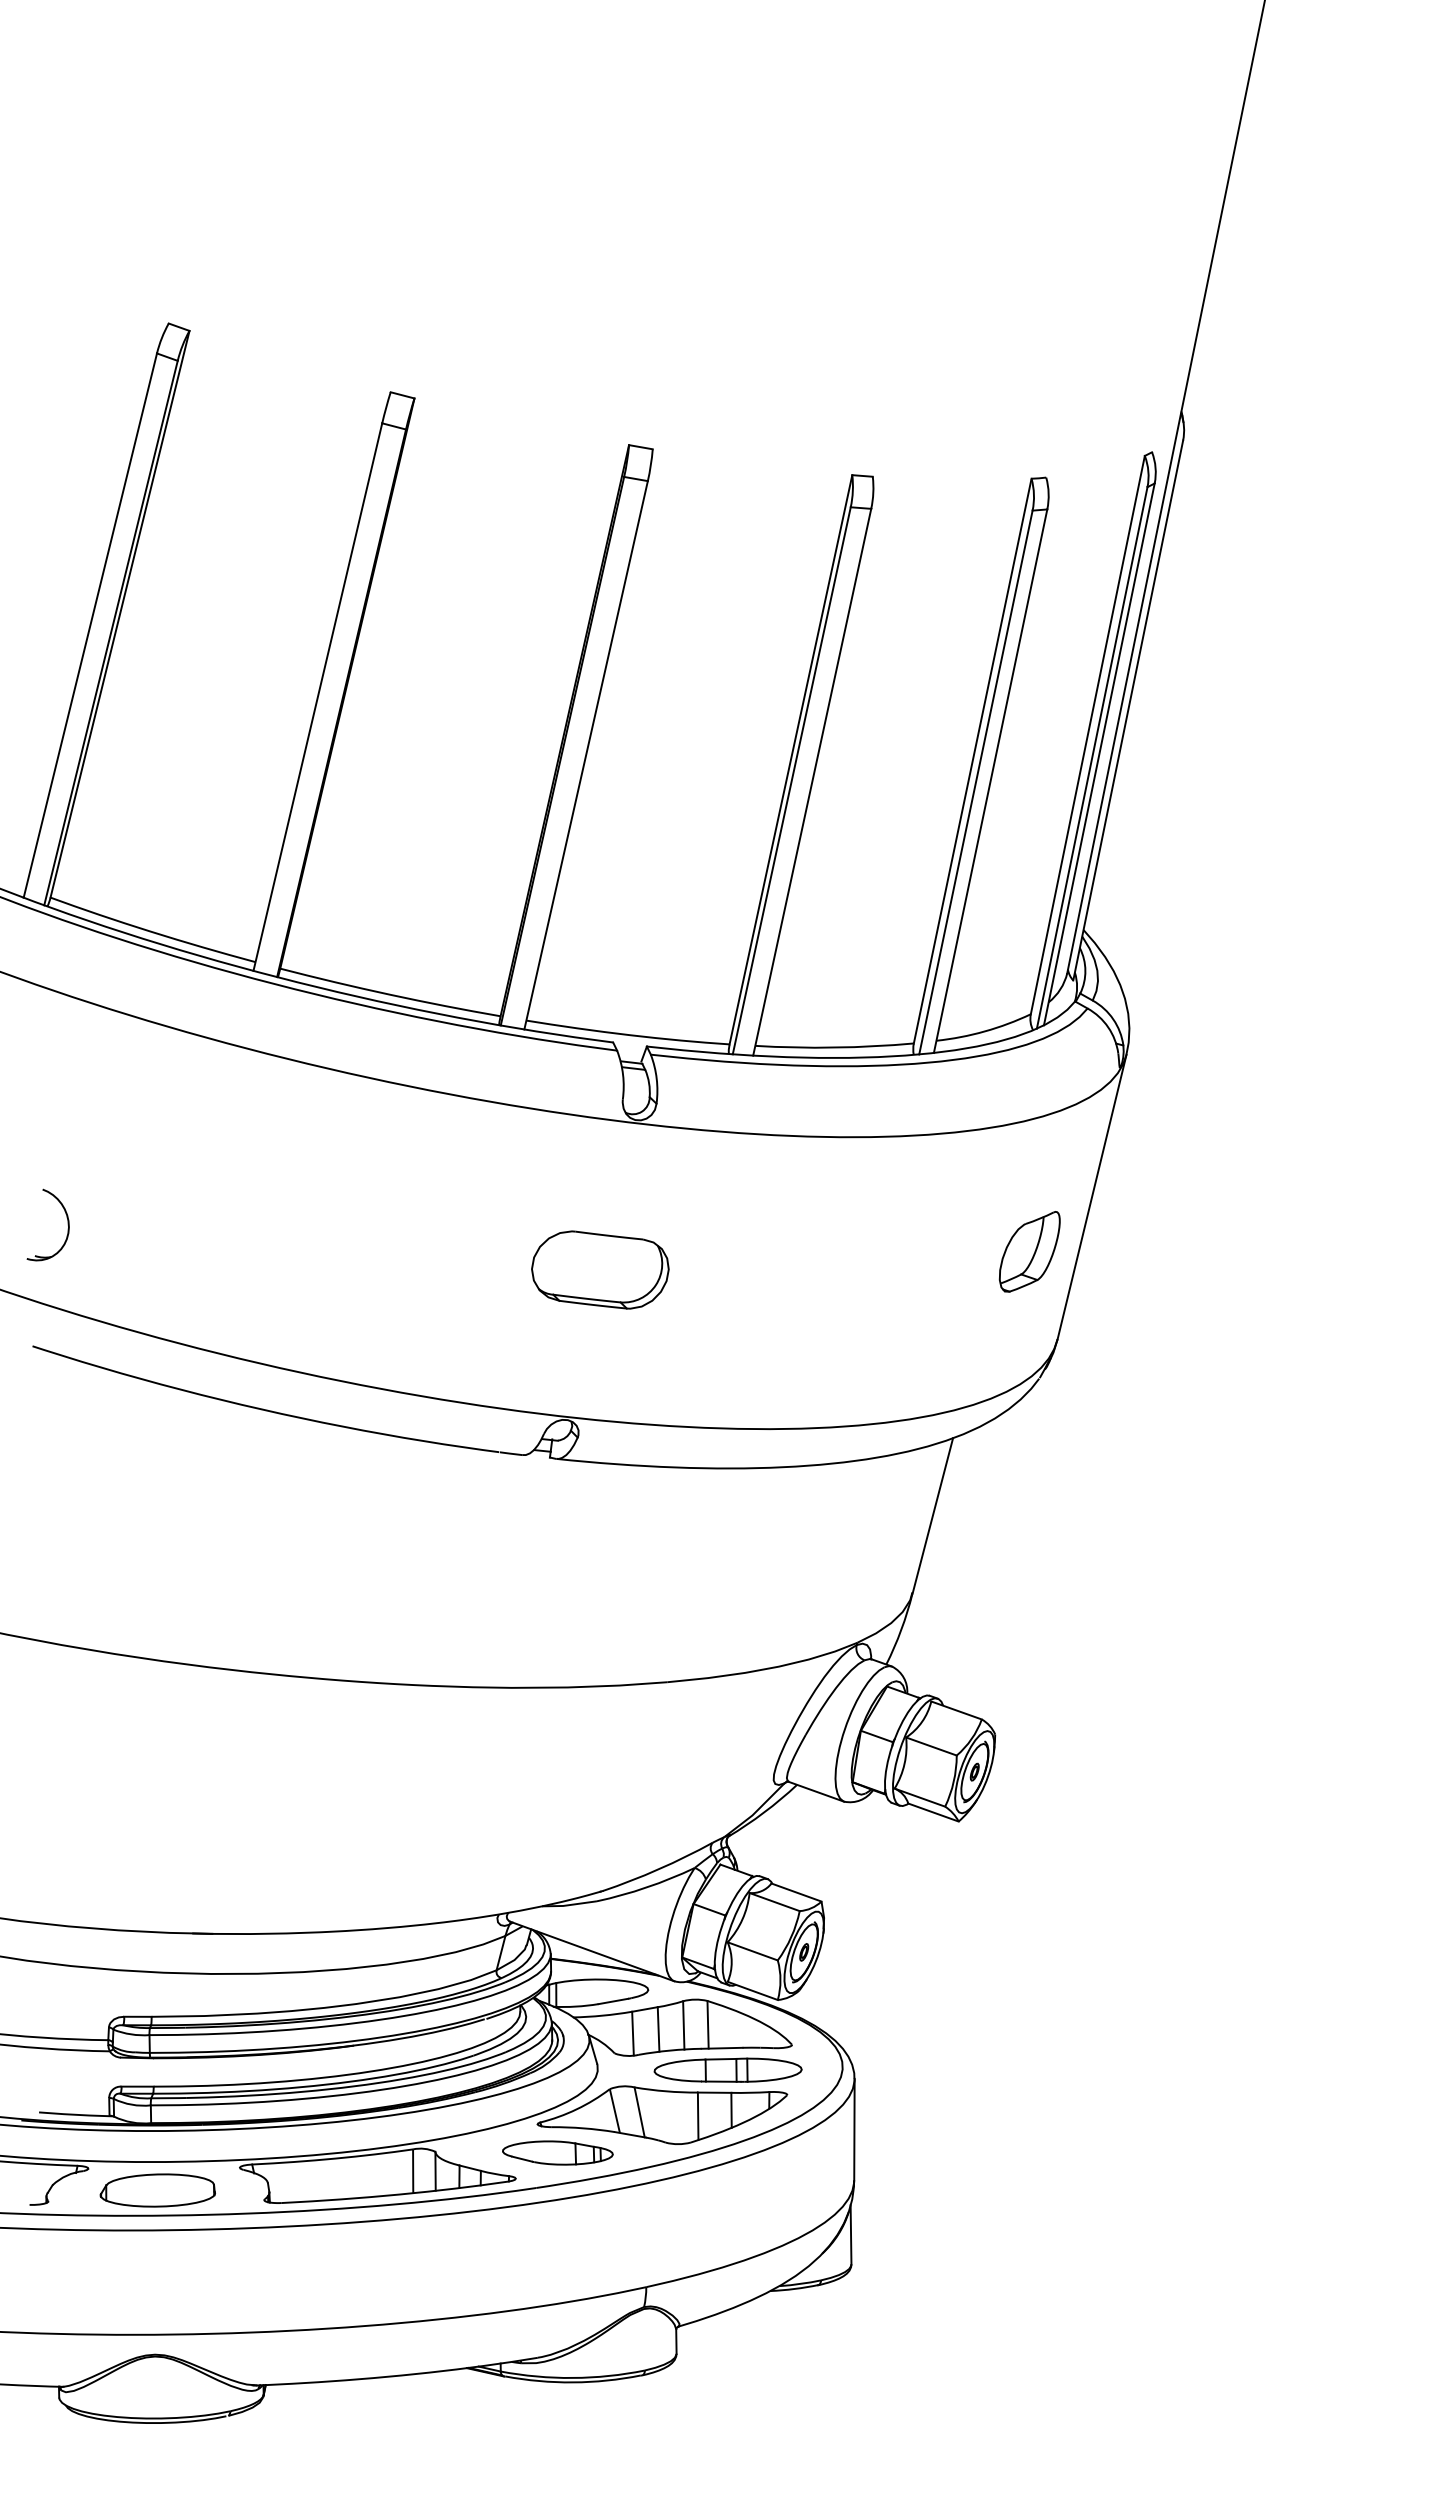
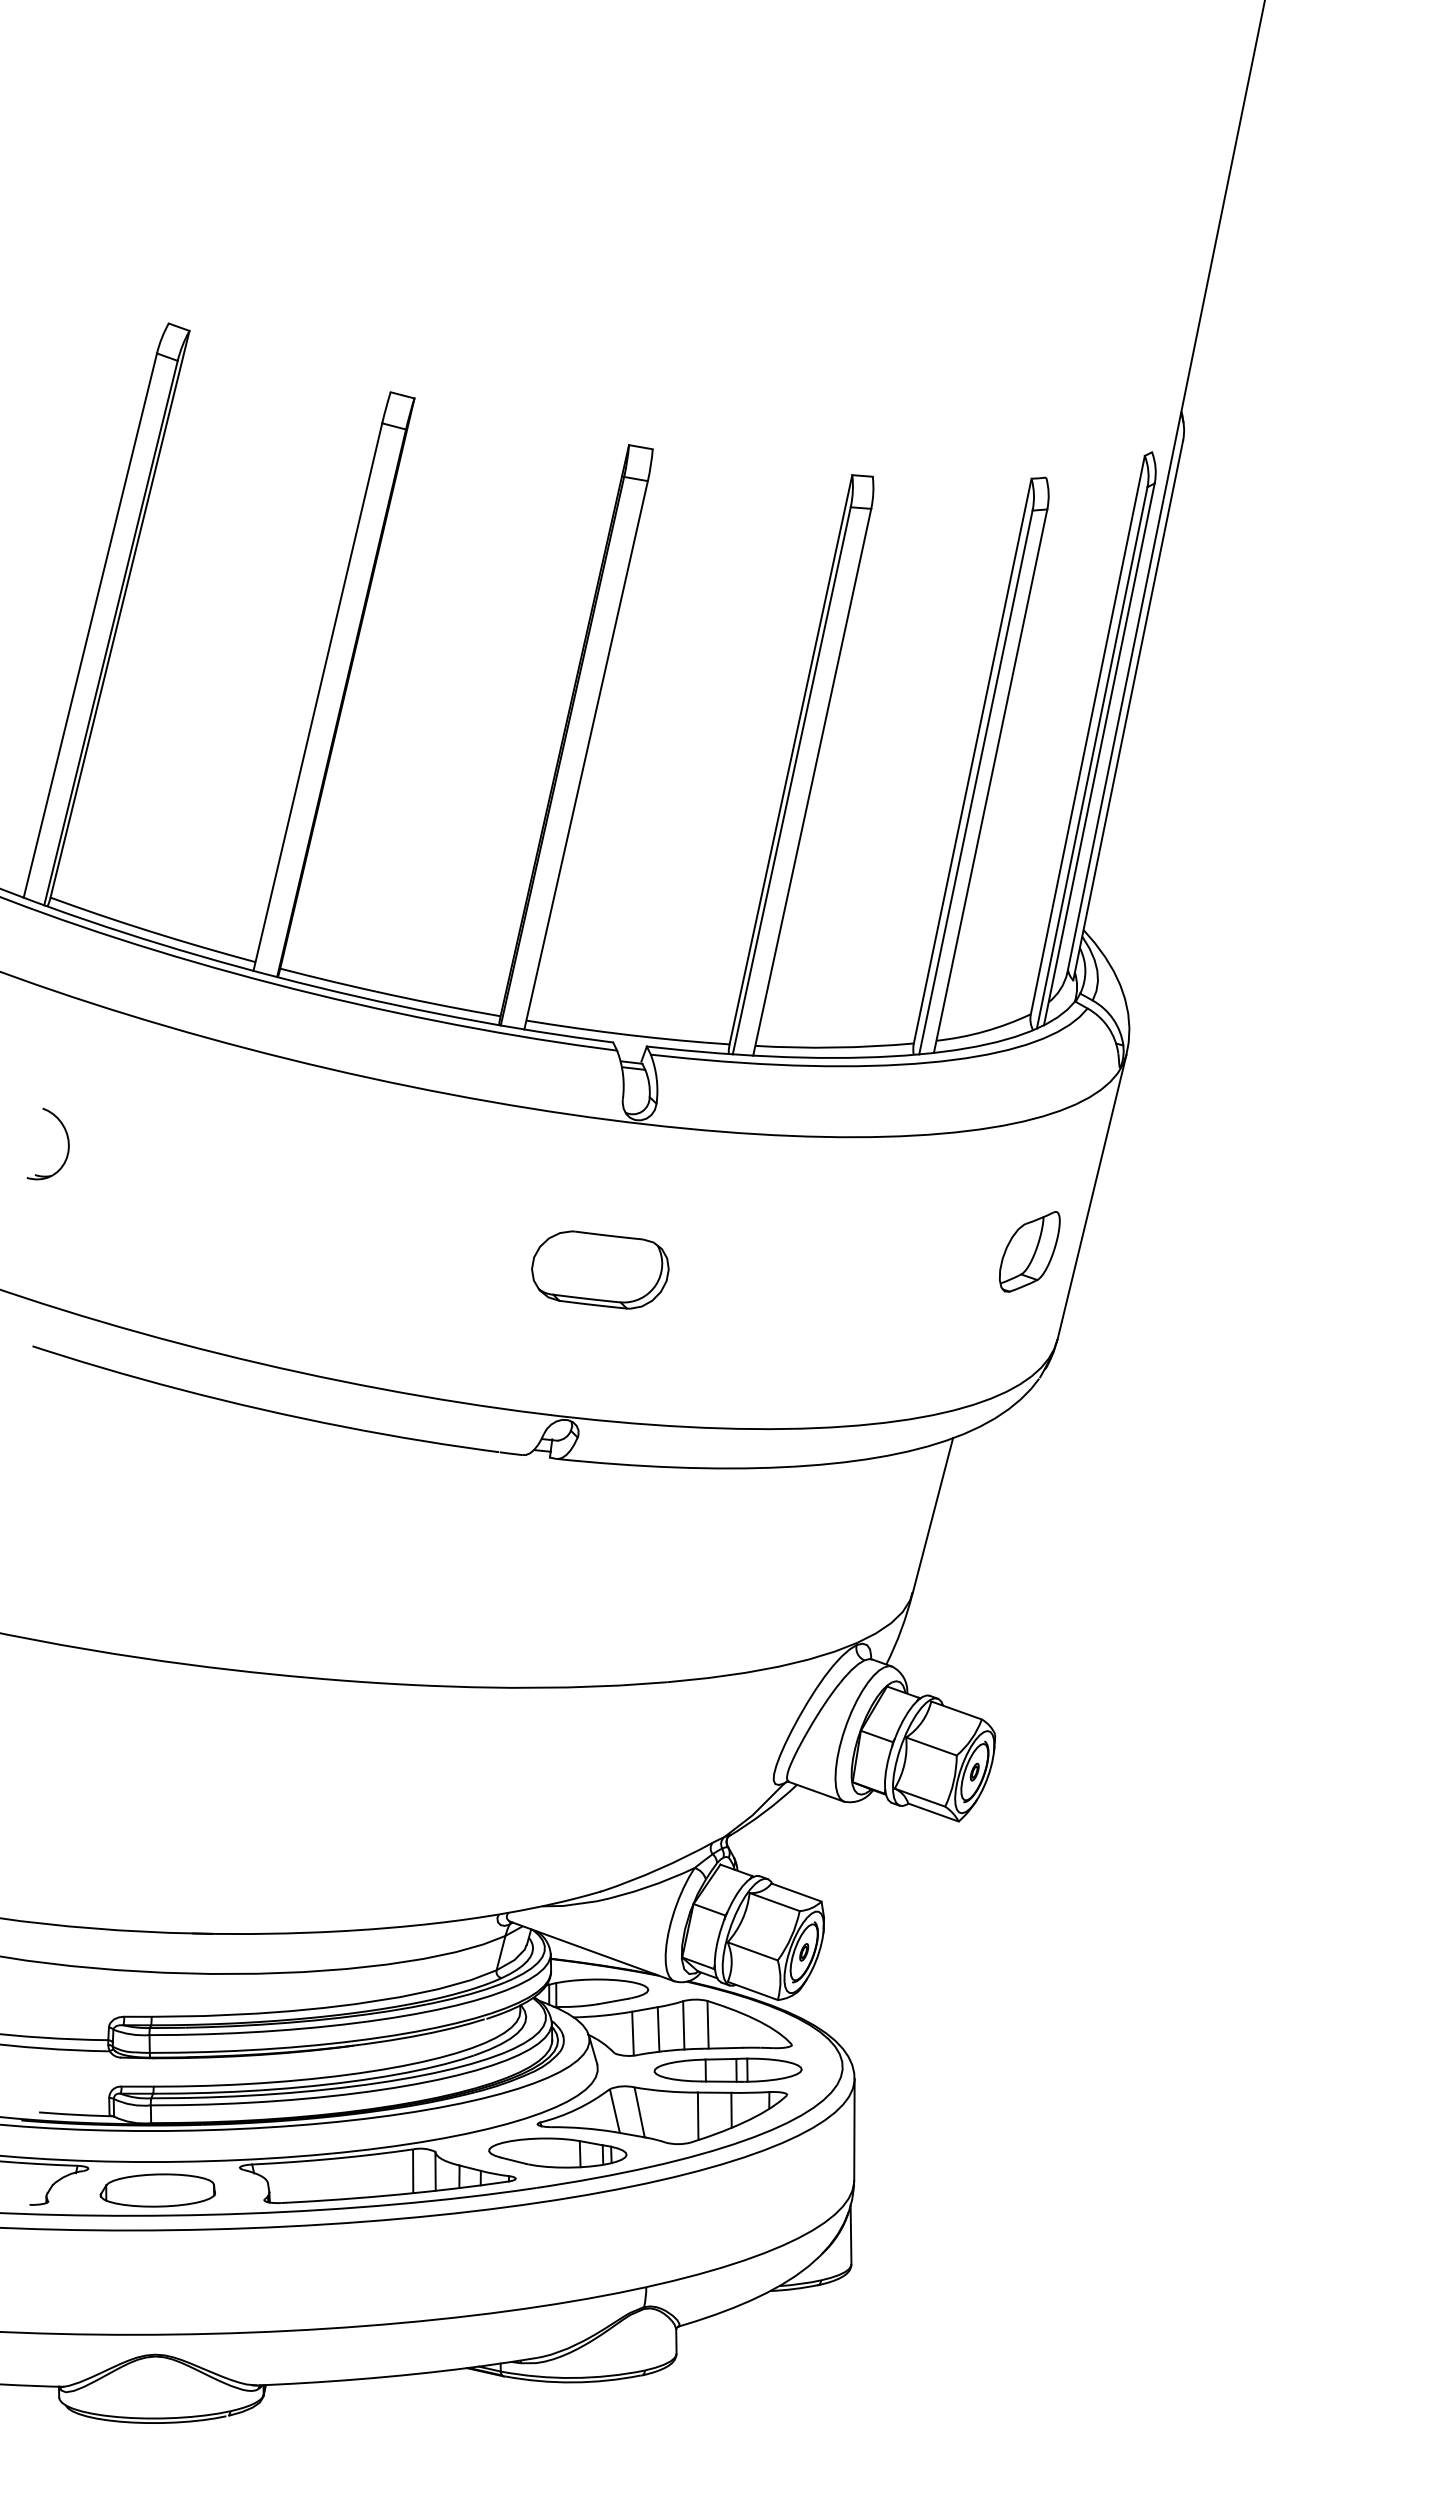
part position: (67, 1224) -> (67, 1143) (67, 1143)
part size: 112x26 px -> 140x32 px (557, 2152)
